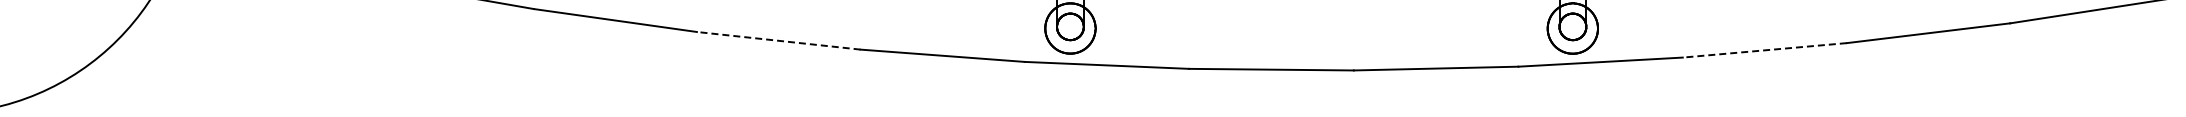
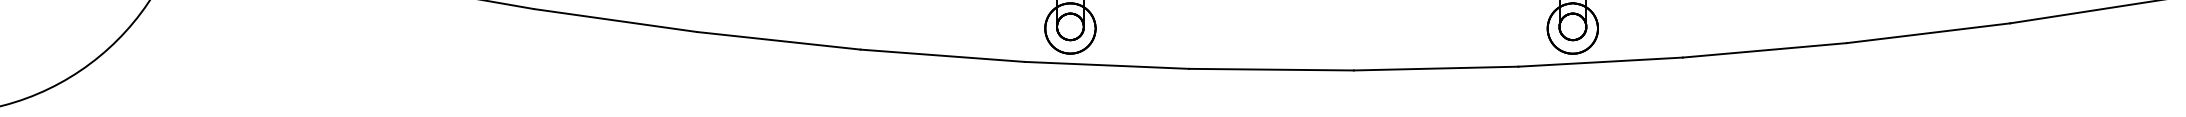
line: dashed -> solid (778, 40)
line: dashed -> solid (1764, 50)
